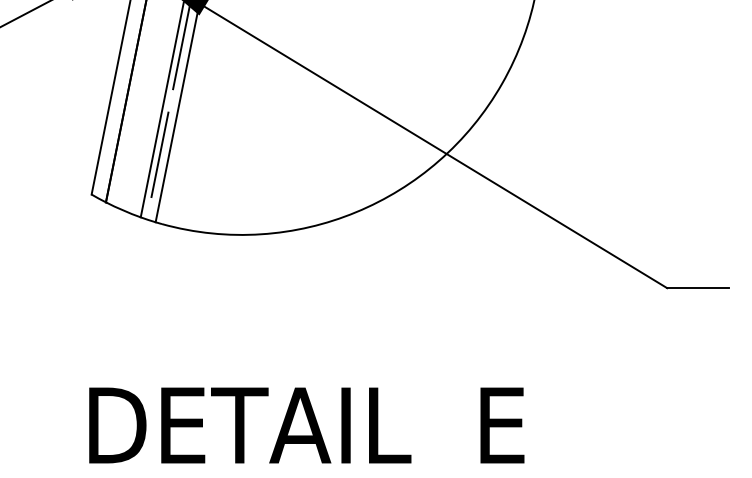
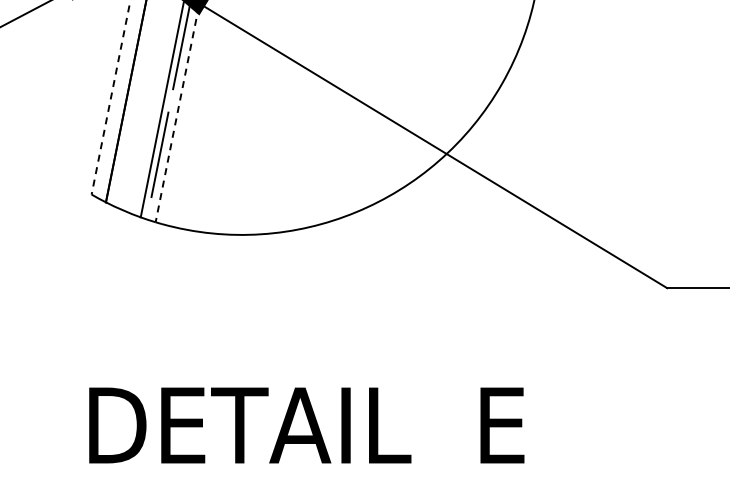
line: solid -> dashed (111, 97)
line: solid -> dashed (177, 111)
